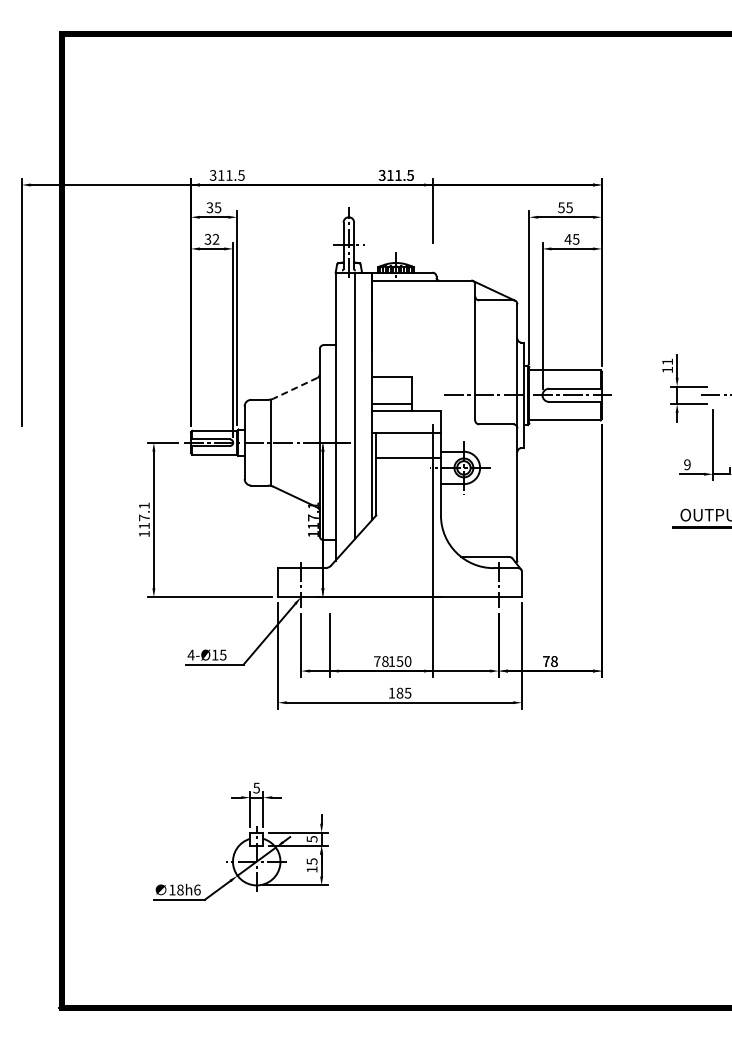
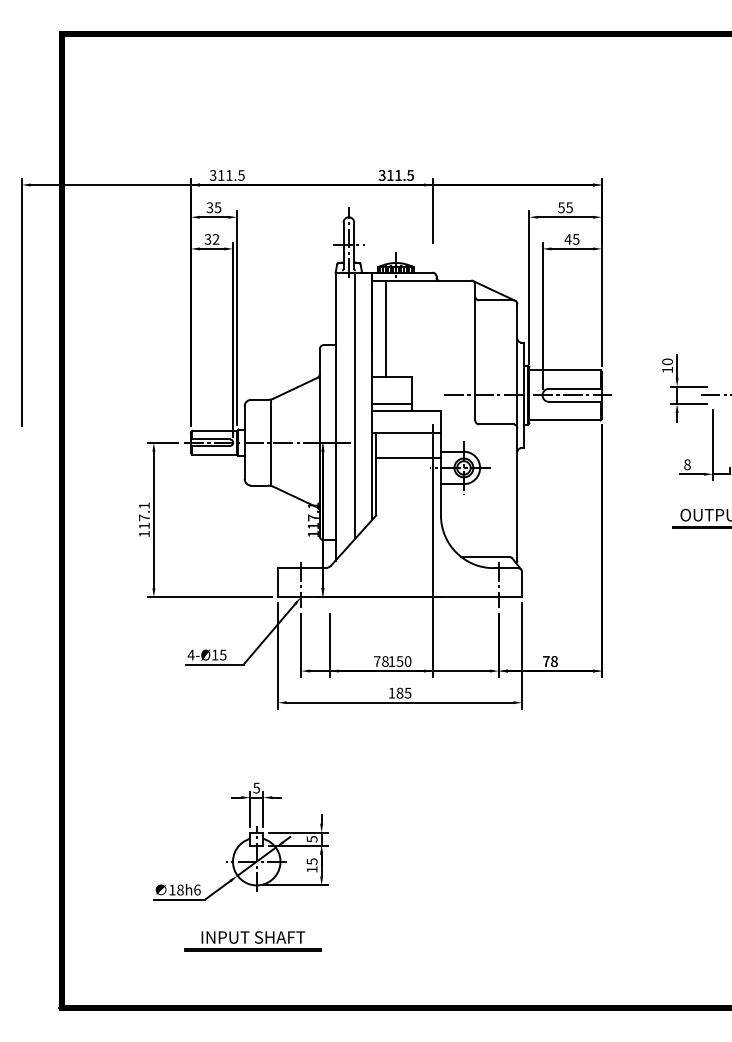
line: none -> present (385, 328)
text: 11 -> 10 (667, 361)
line: dashed -> solid (295, 388)
text: 9 -> 8 (687, 464)
part: none -> present (252, 941)
